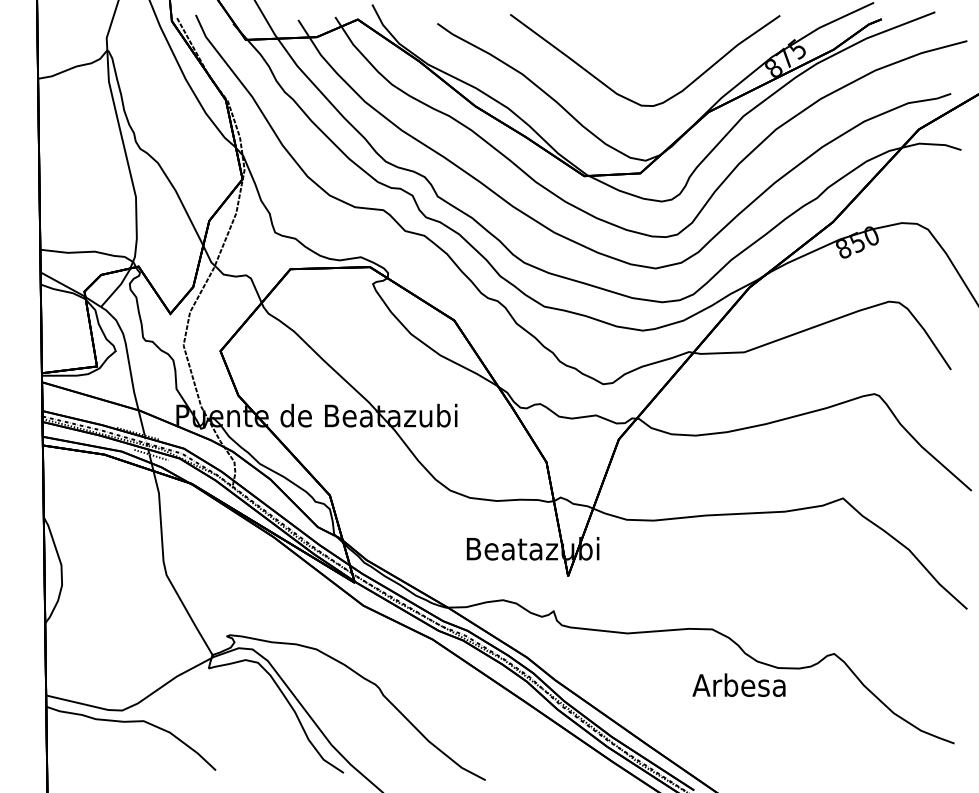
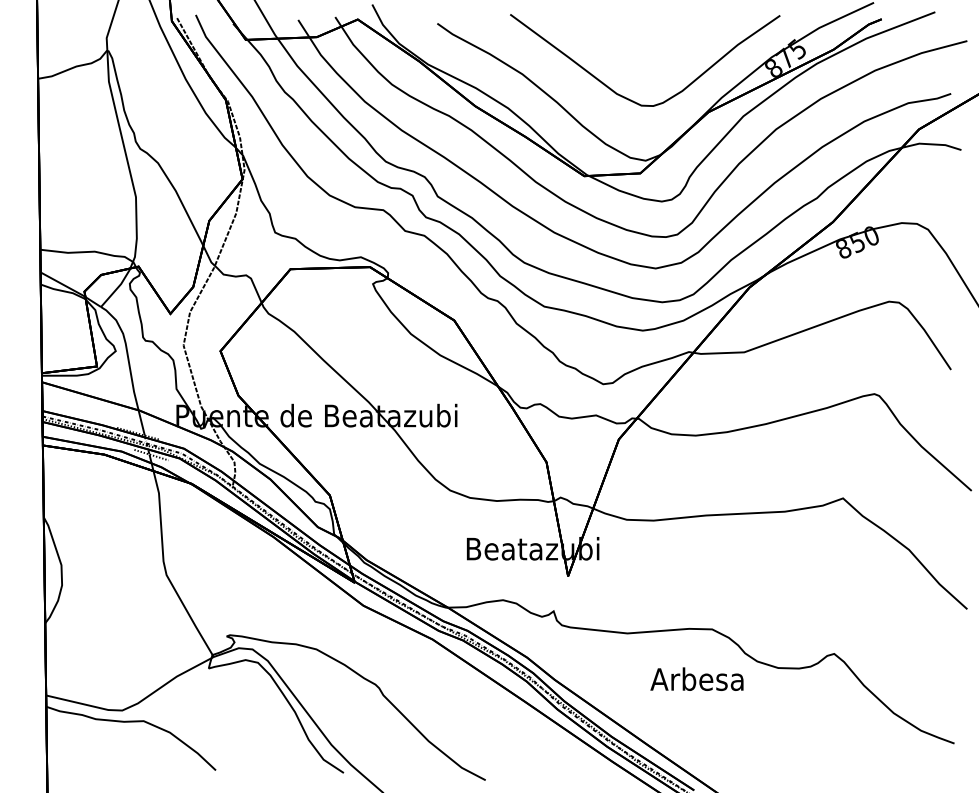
text position: (738, 684) -> (696, 678) (696, 678)
